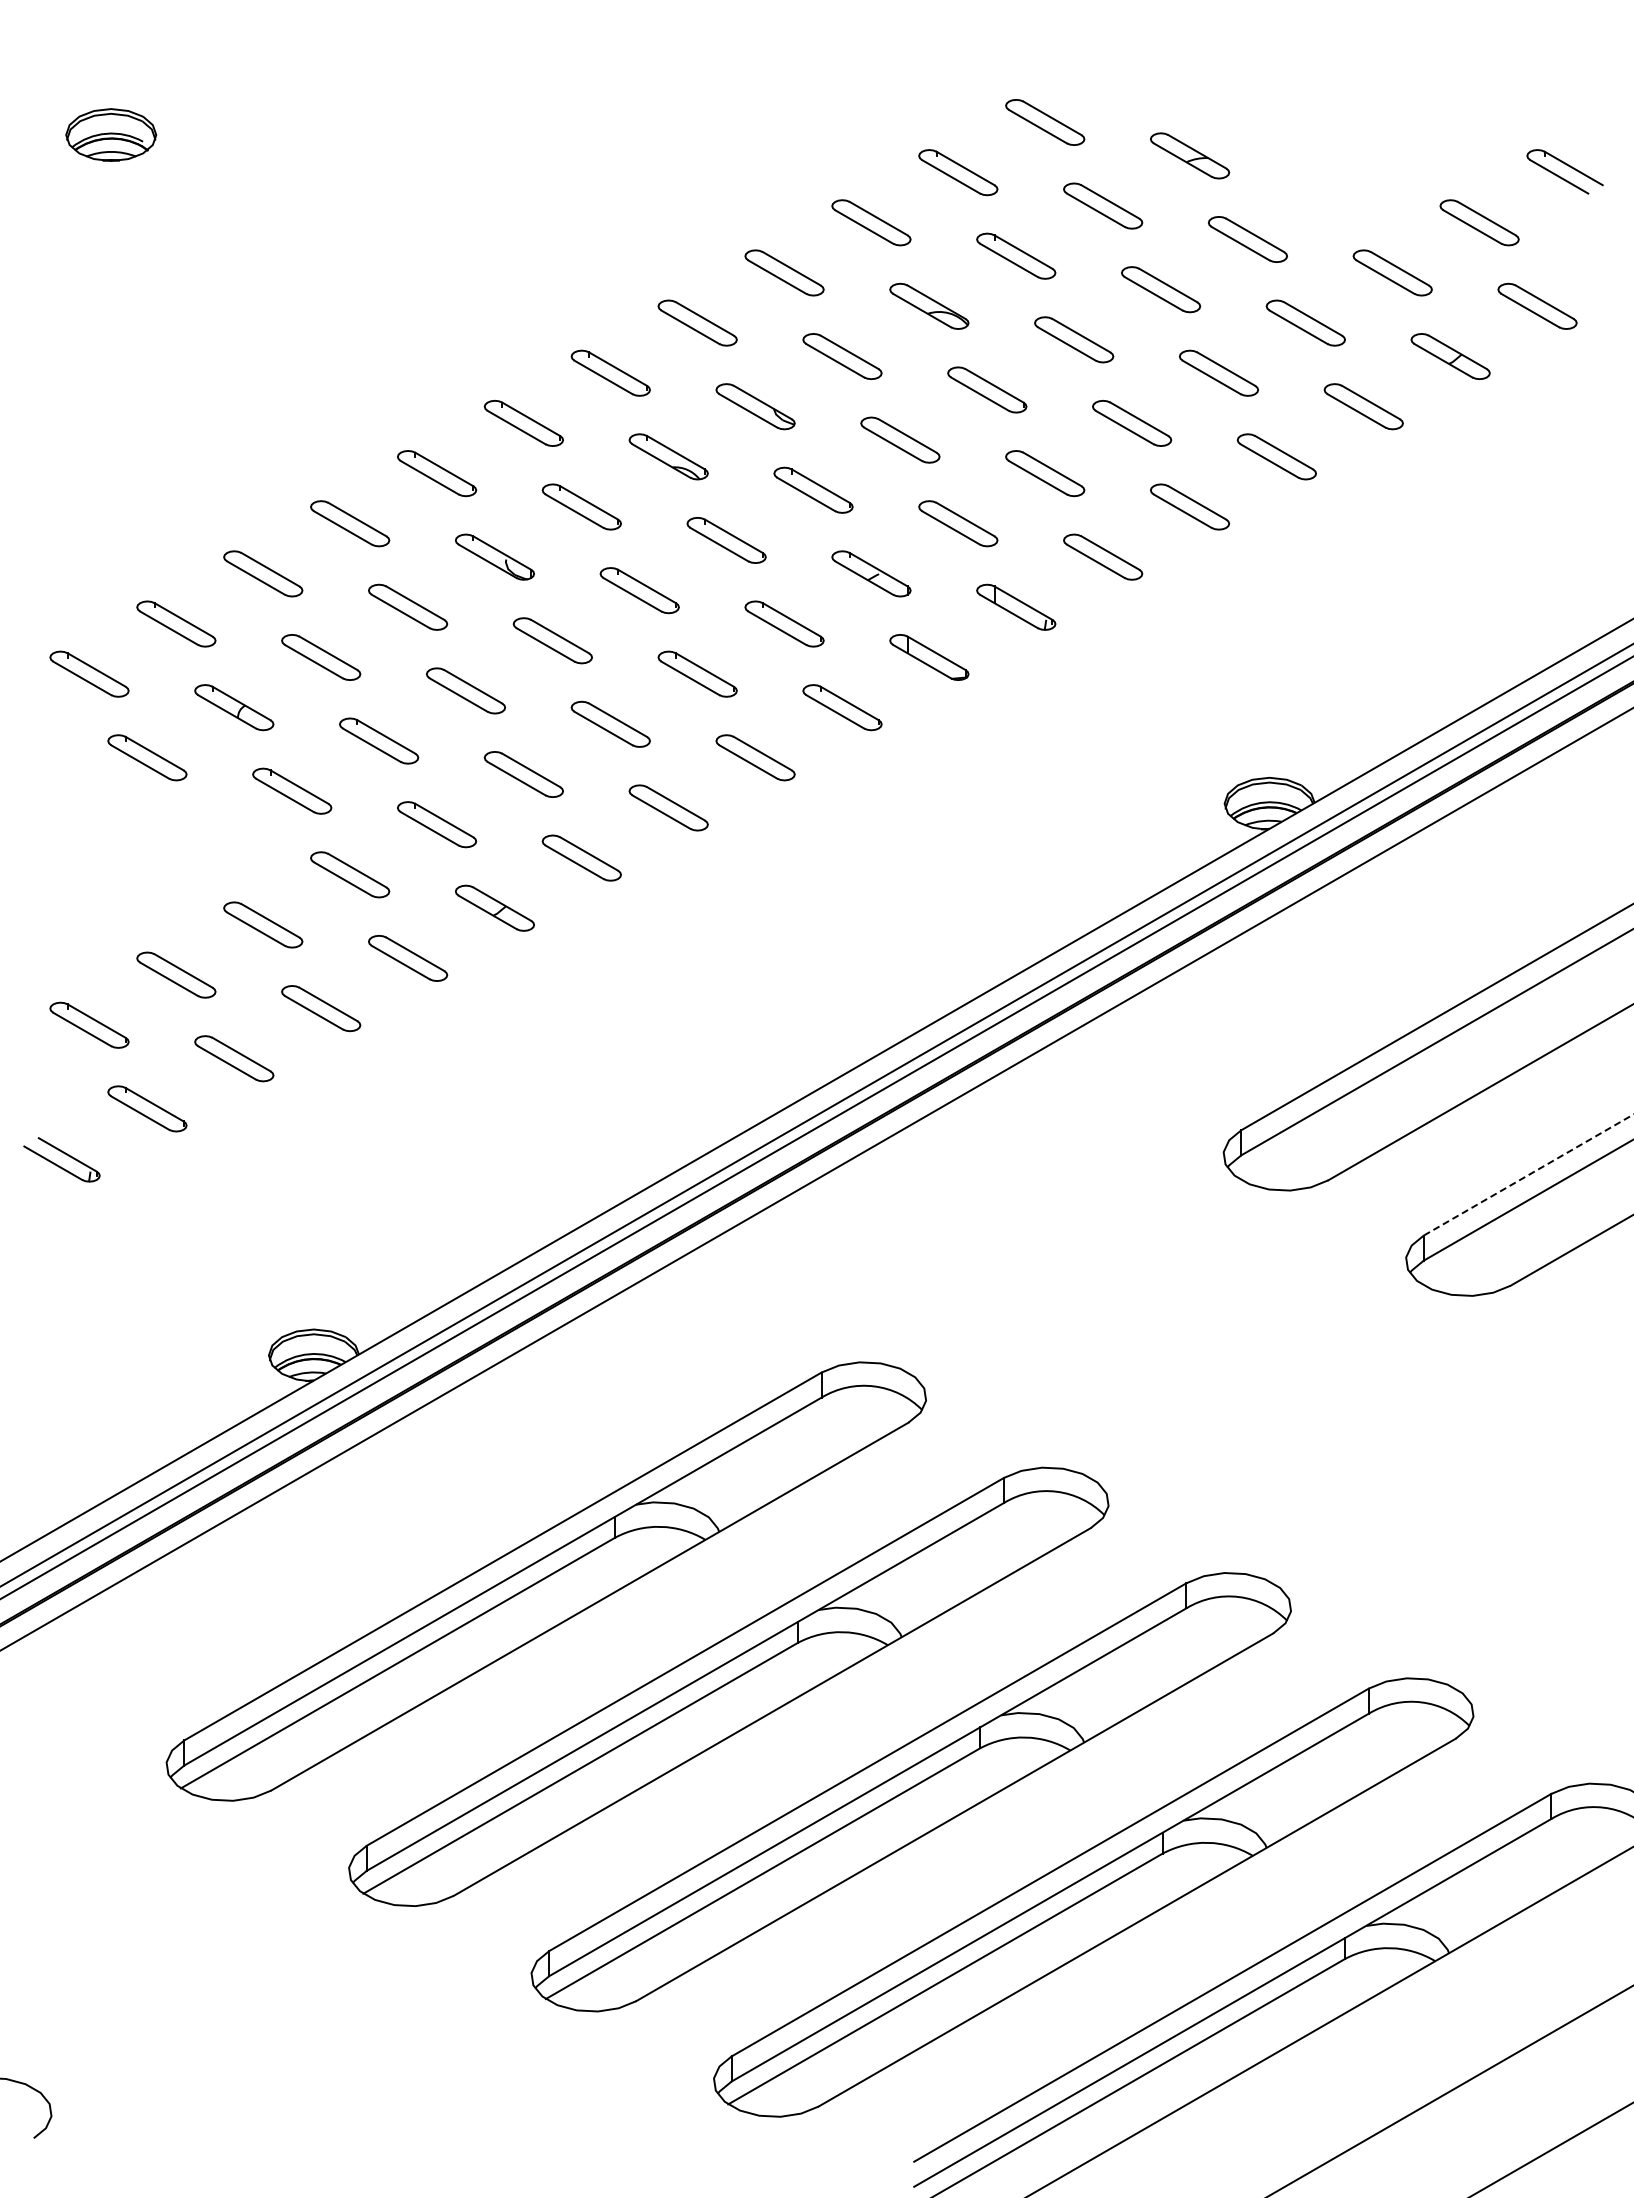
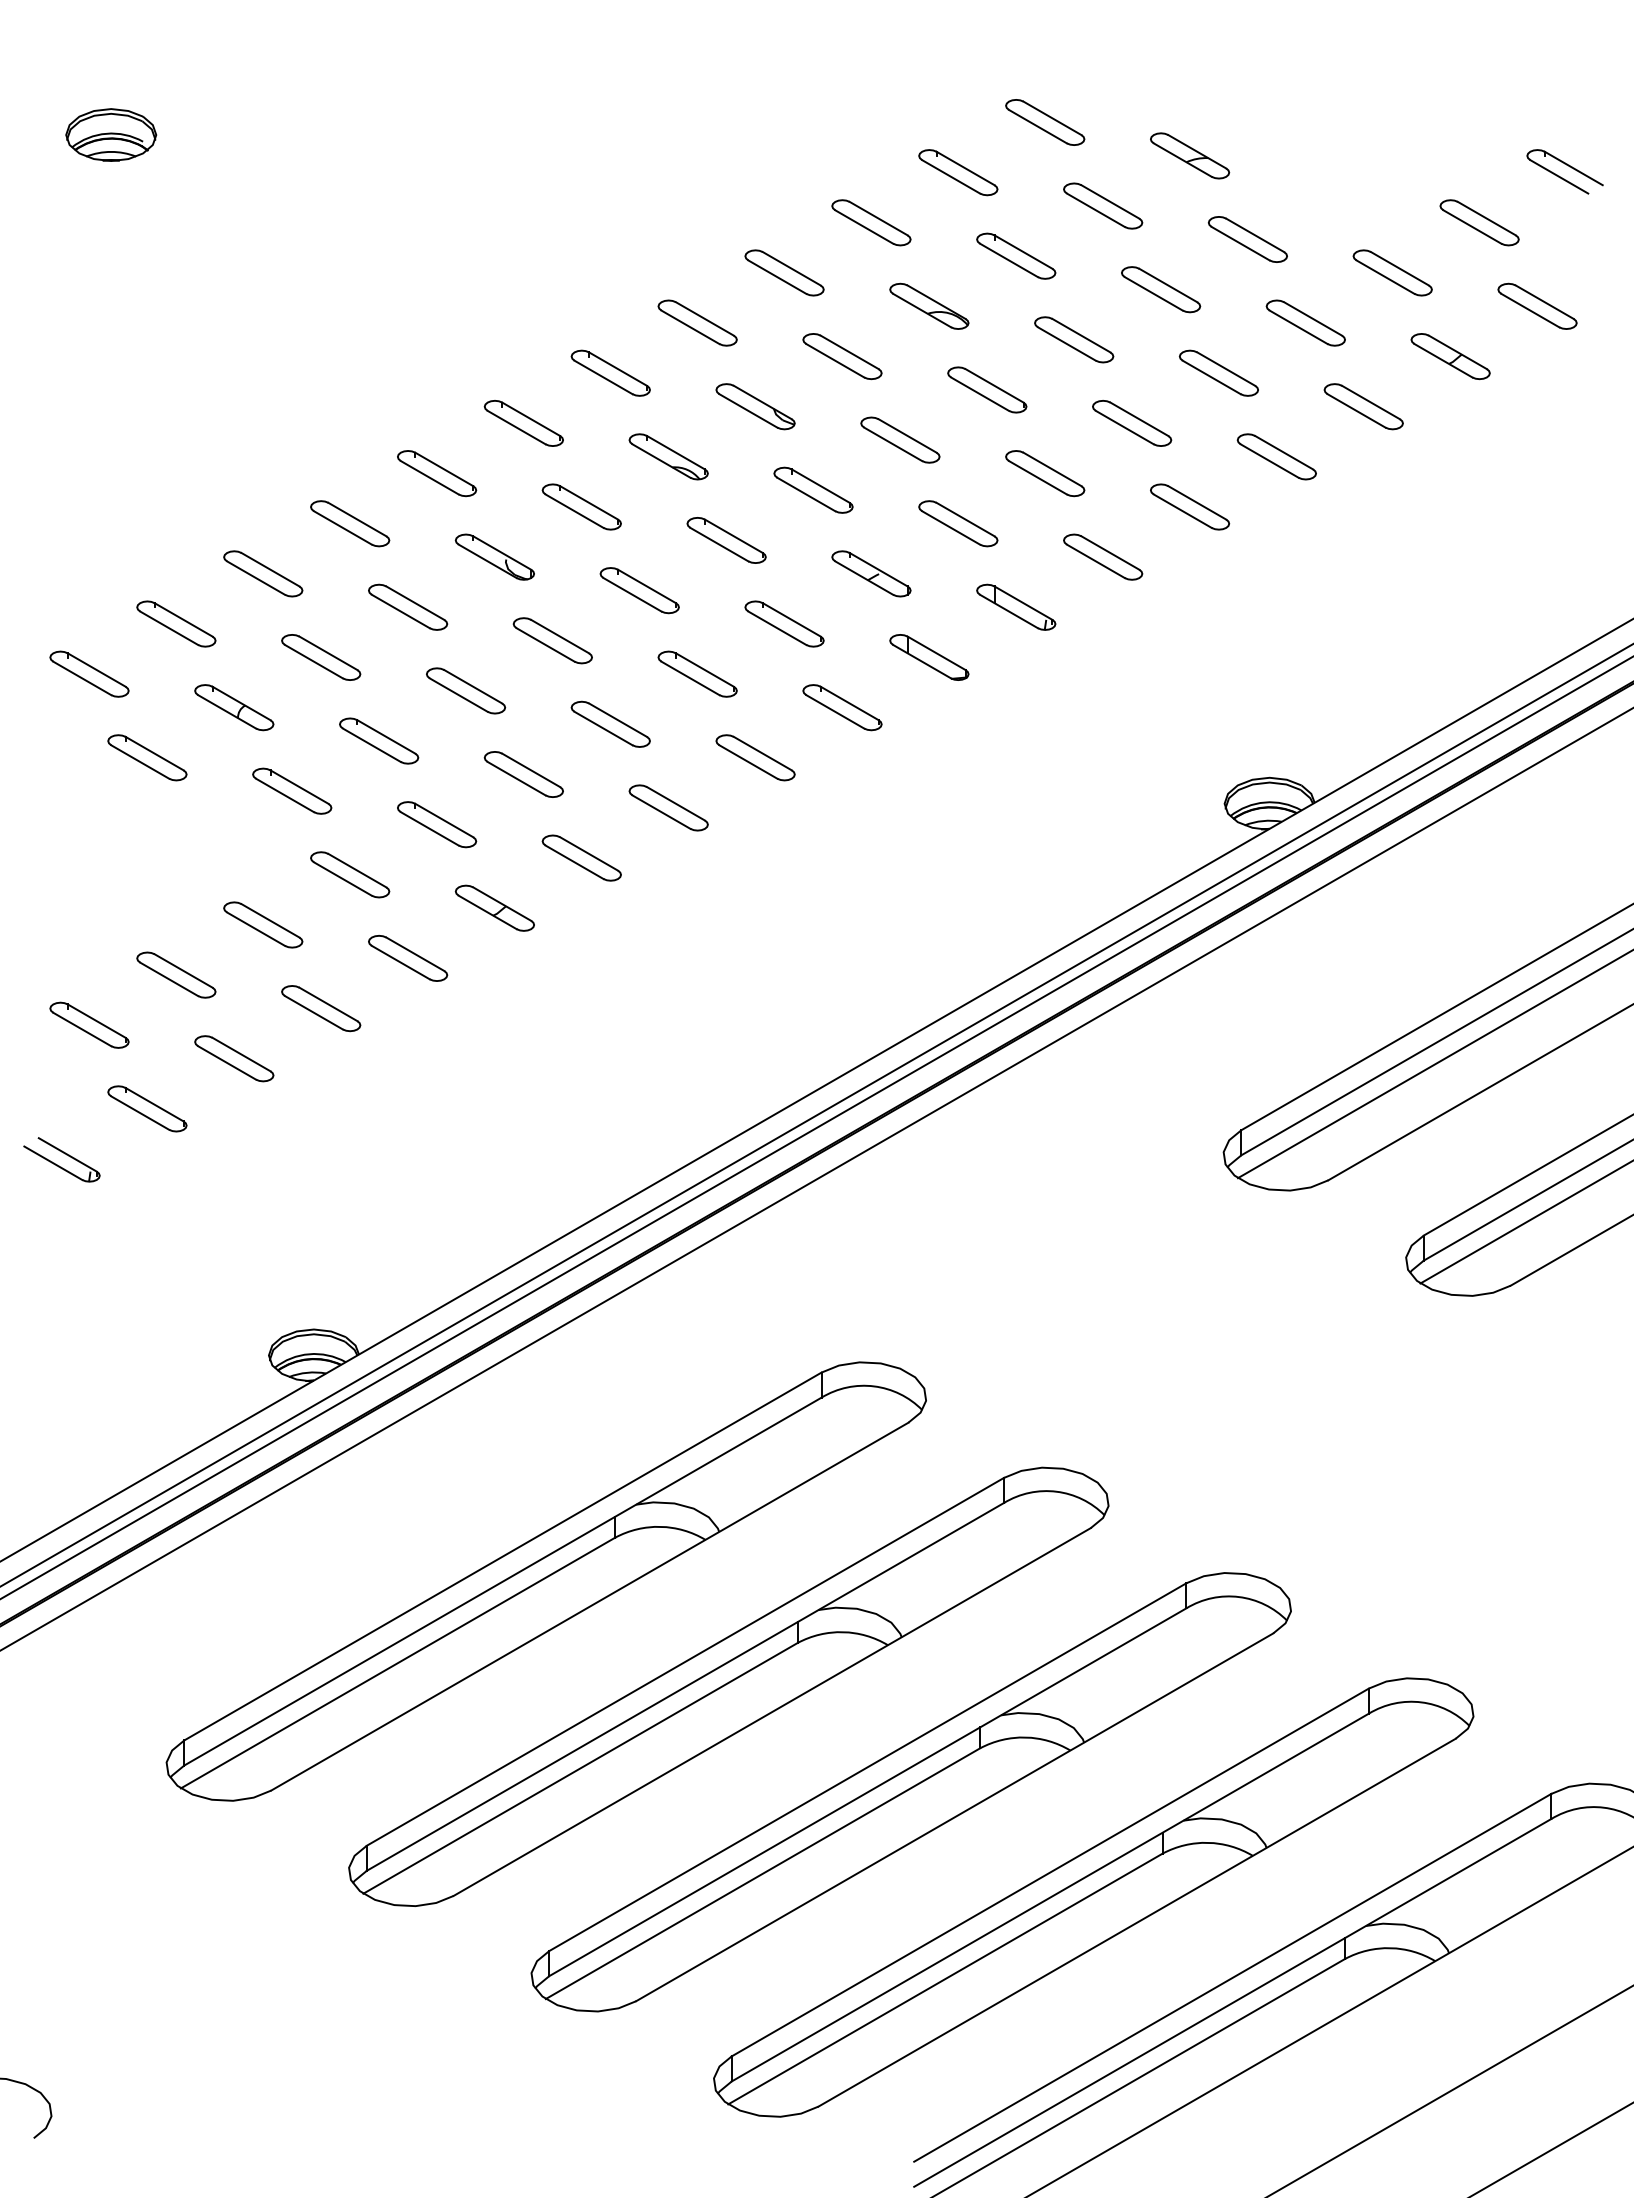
line: none -> present (1433, 1064)
line: dashed -> solid (1528, 1175)
line: none -> present (1525, 1222)
